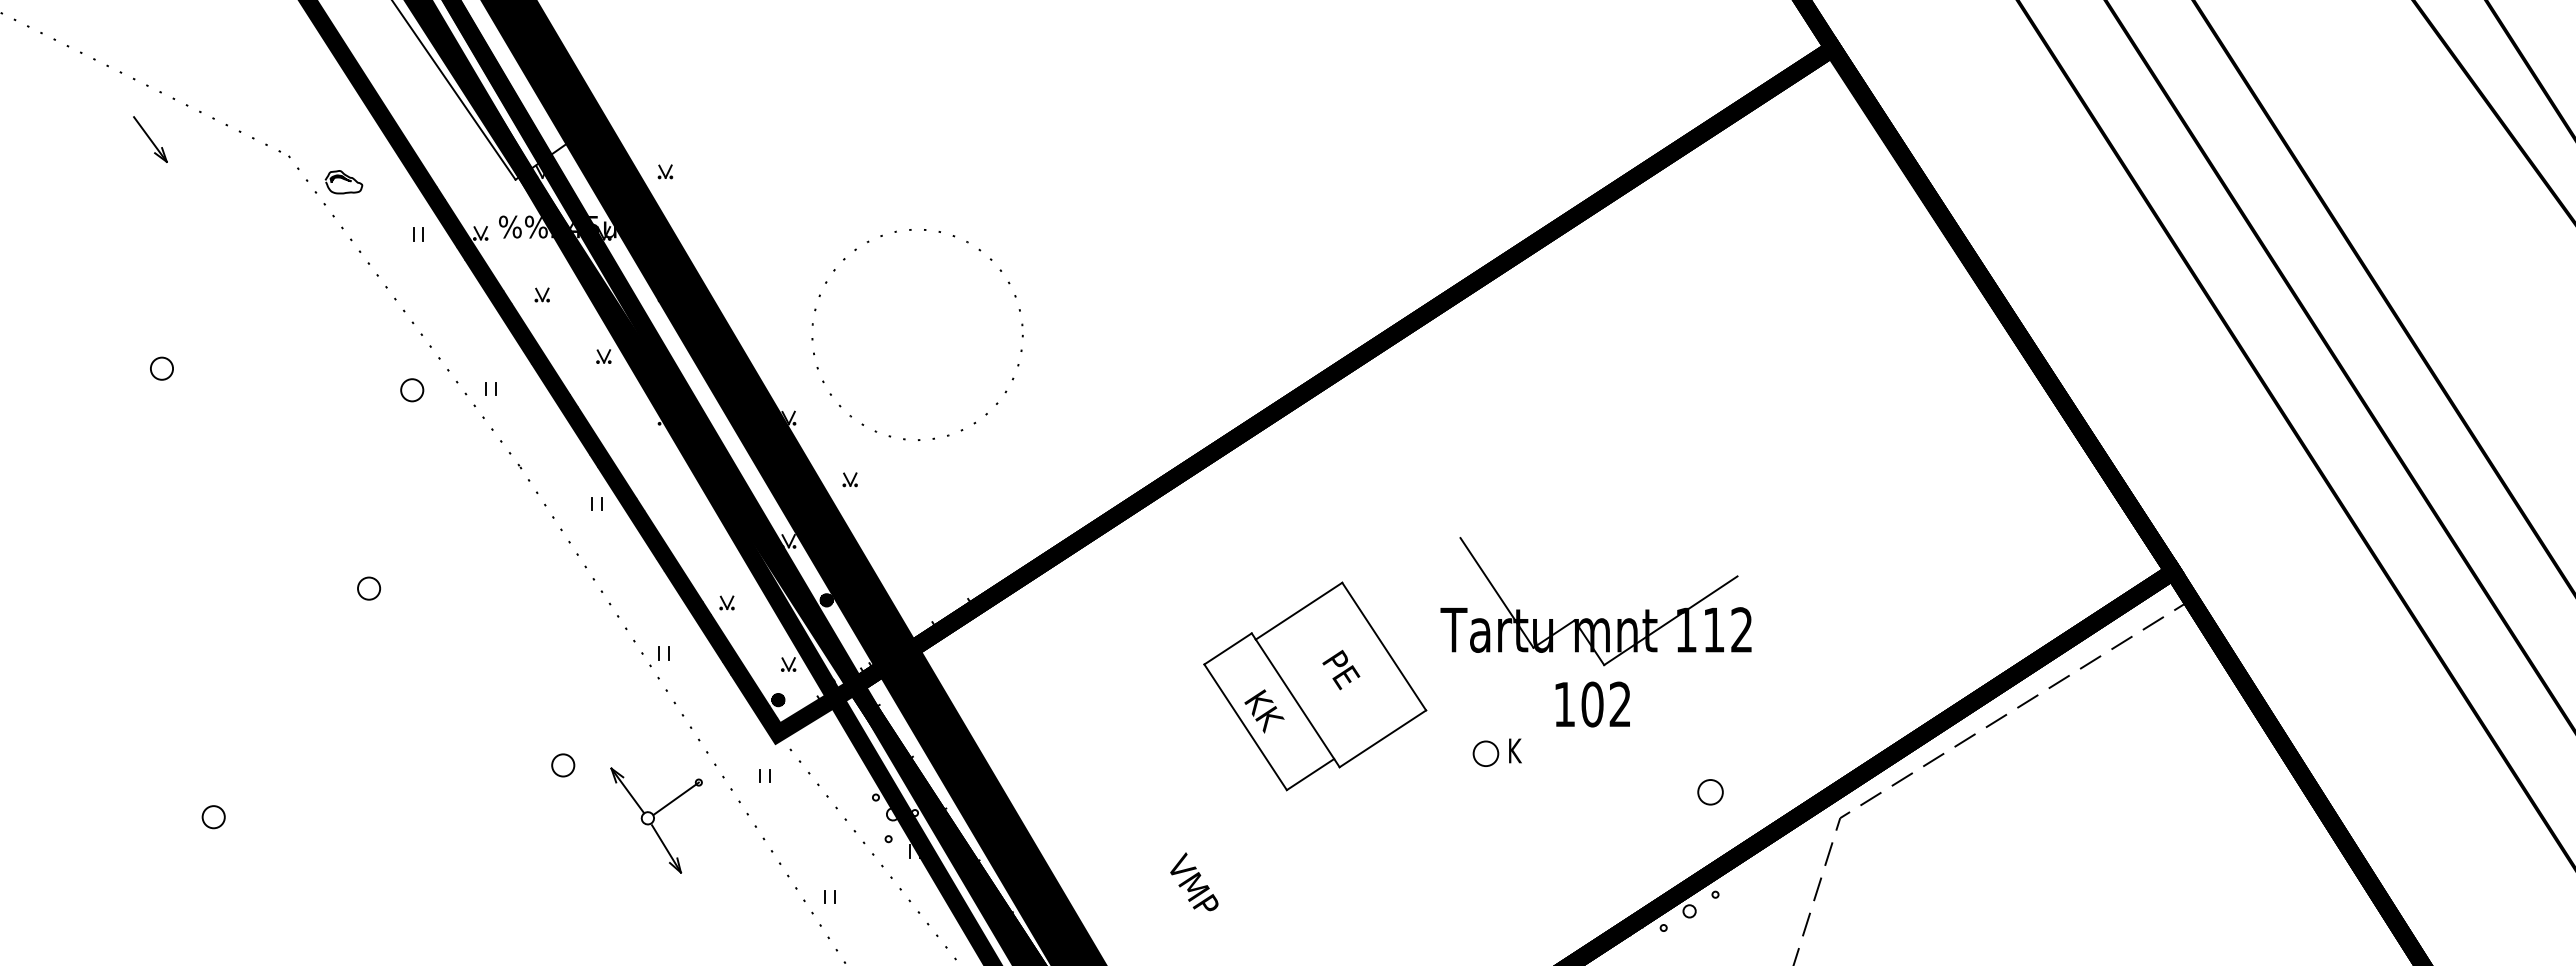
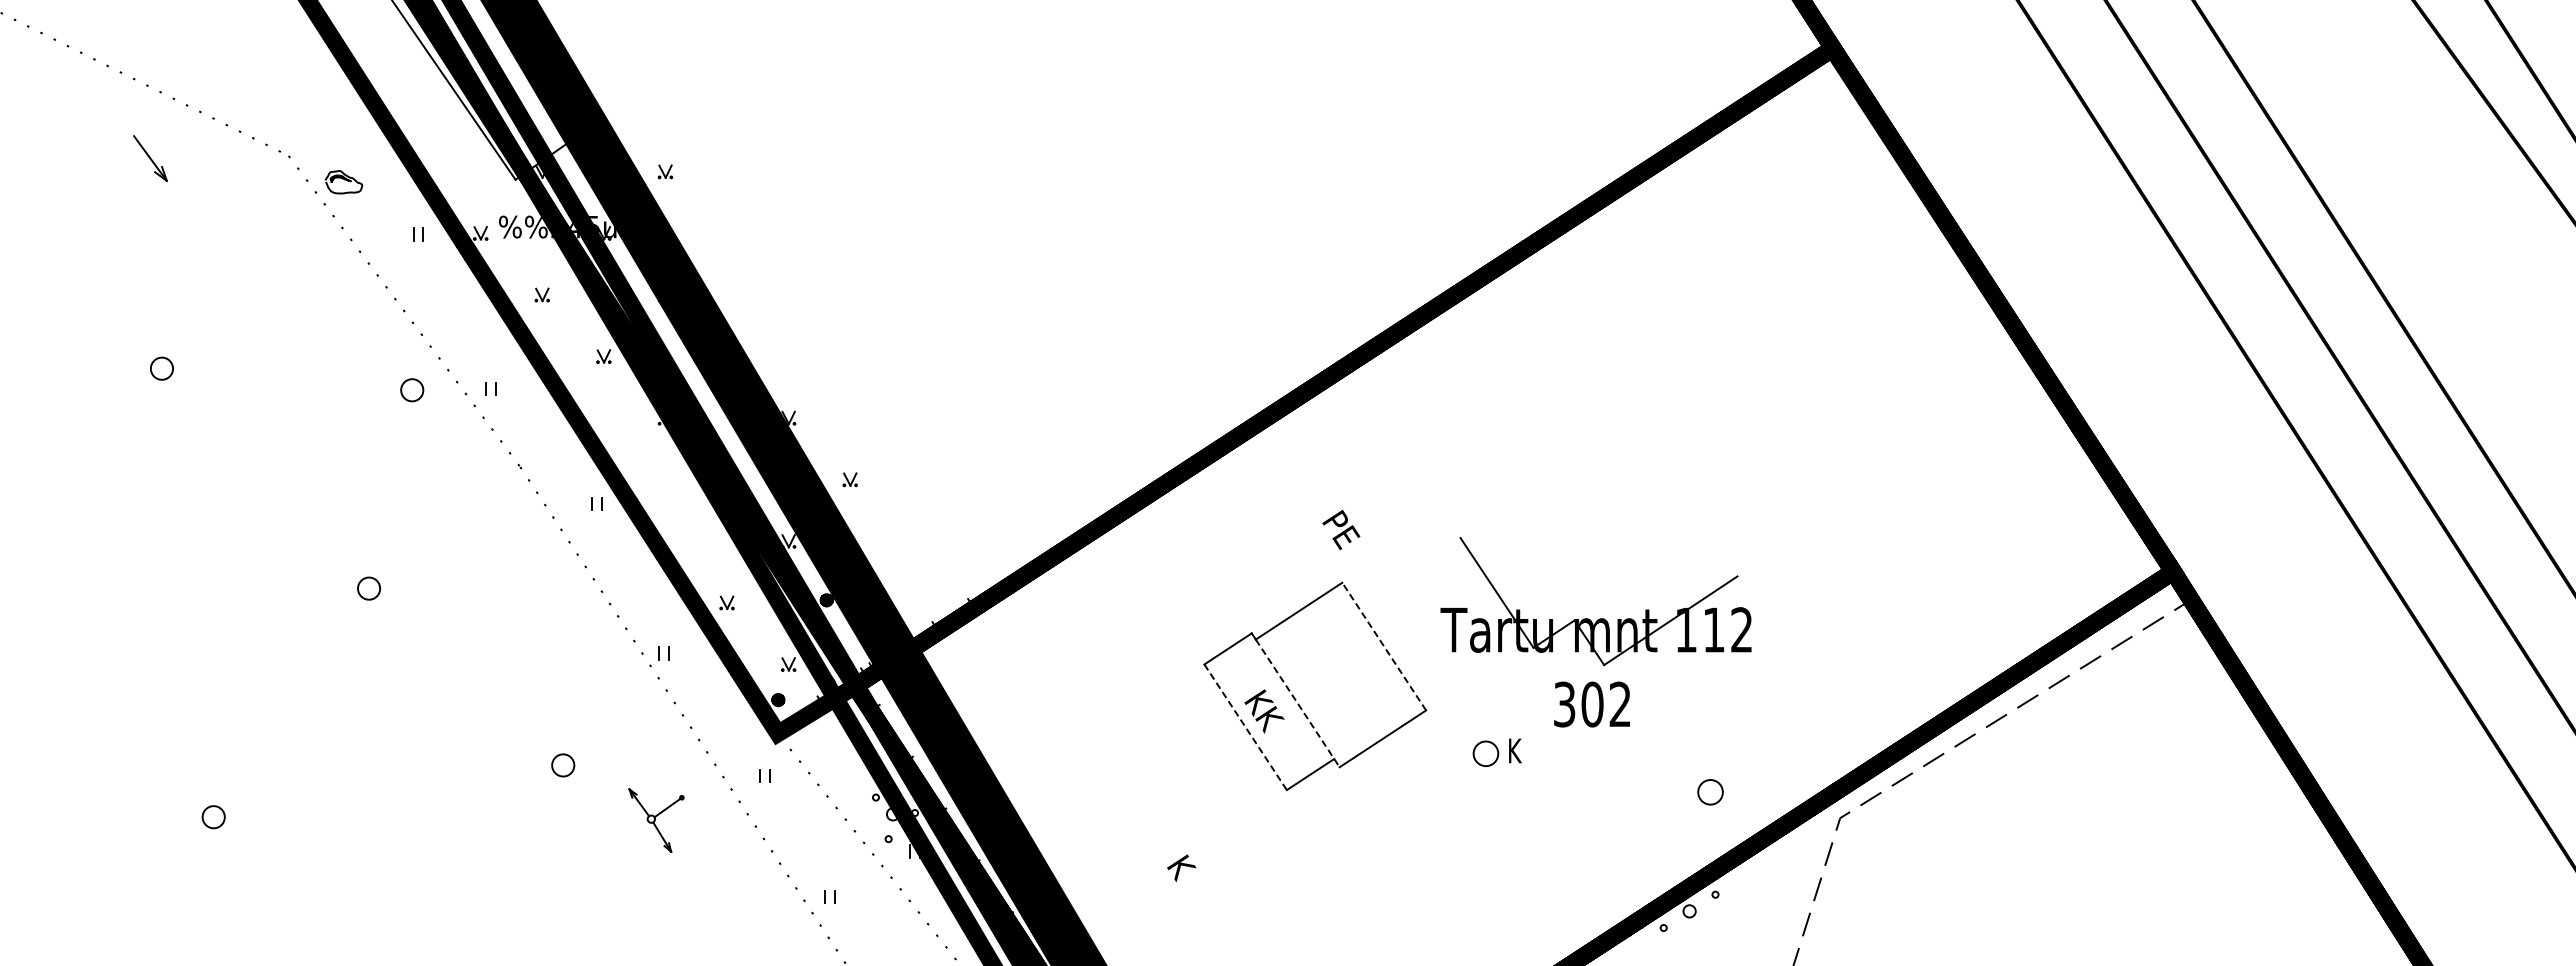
part position: (150, 139) -> (150, 158) (150, 158)
circle: present -> none (917, 334)
line: solid -> dashed (1383, 646)
text position: (1341, 669) -> (1341, 529) (1341, 529)
line: solid -> dashed (1298, 703)
text: 102 -> 302 (1564, 704)
line: solid -> dashed (1245, 727)
part size: 93x107 px -> 57x65 px (656, 820)
text: VMP -> K (1192, 881)
